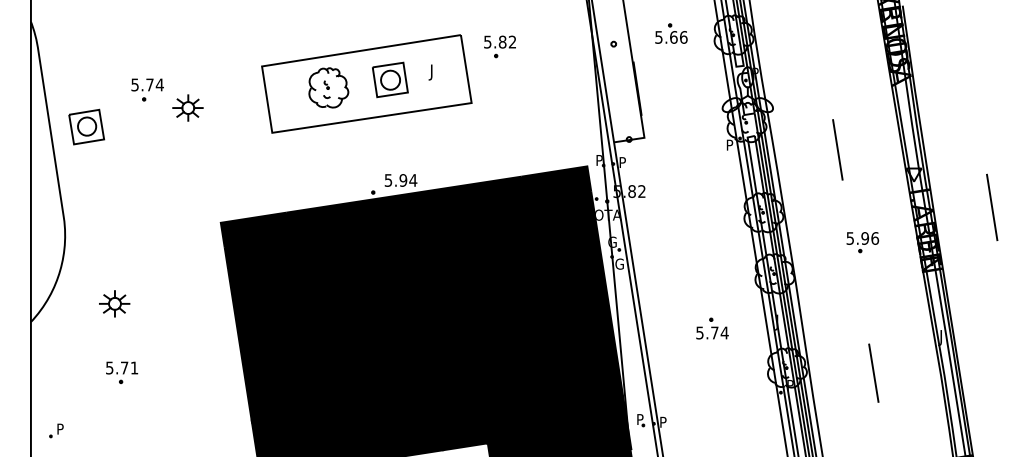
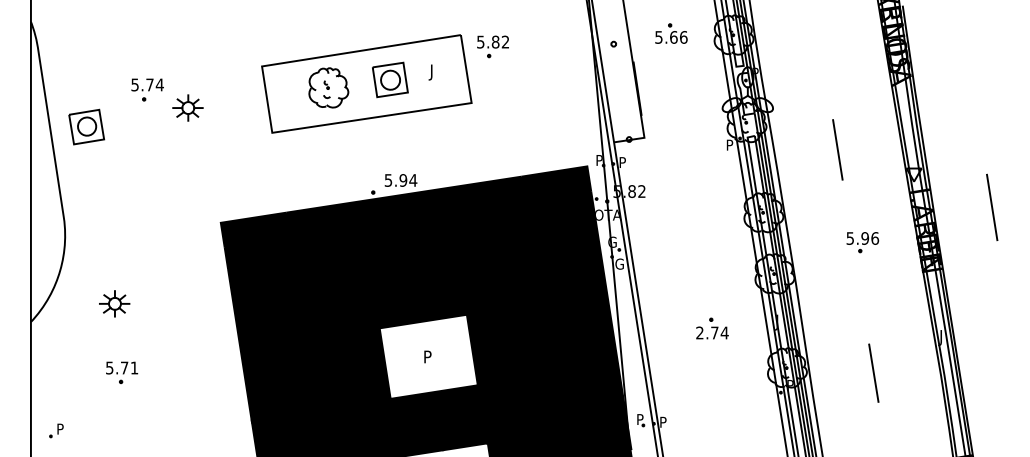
part position: (499, 46) -> (492, 46) (492, 46)
text: 5.74 -> 2.74 (699, 332)
fill: present -> none (428, 356)
